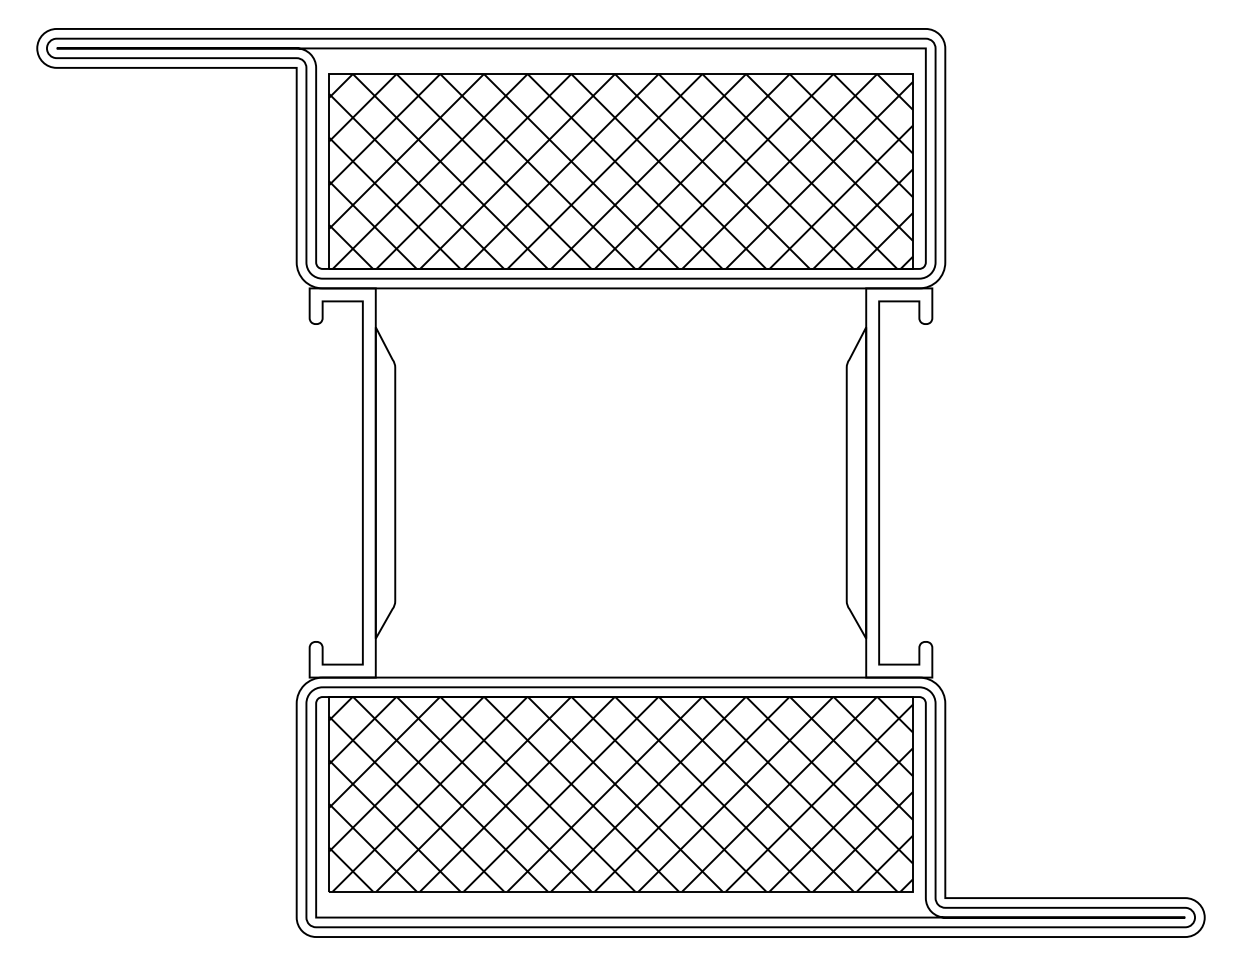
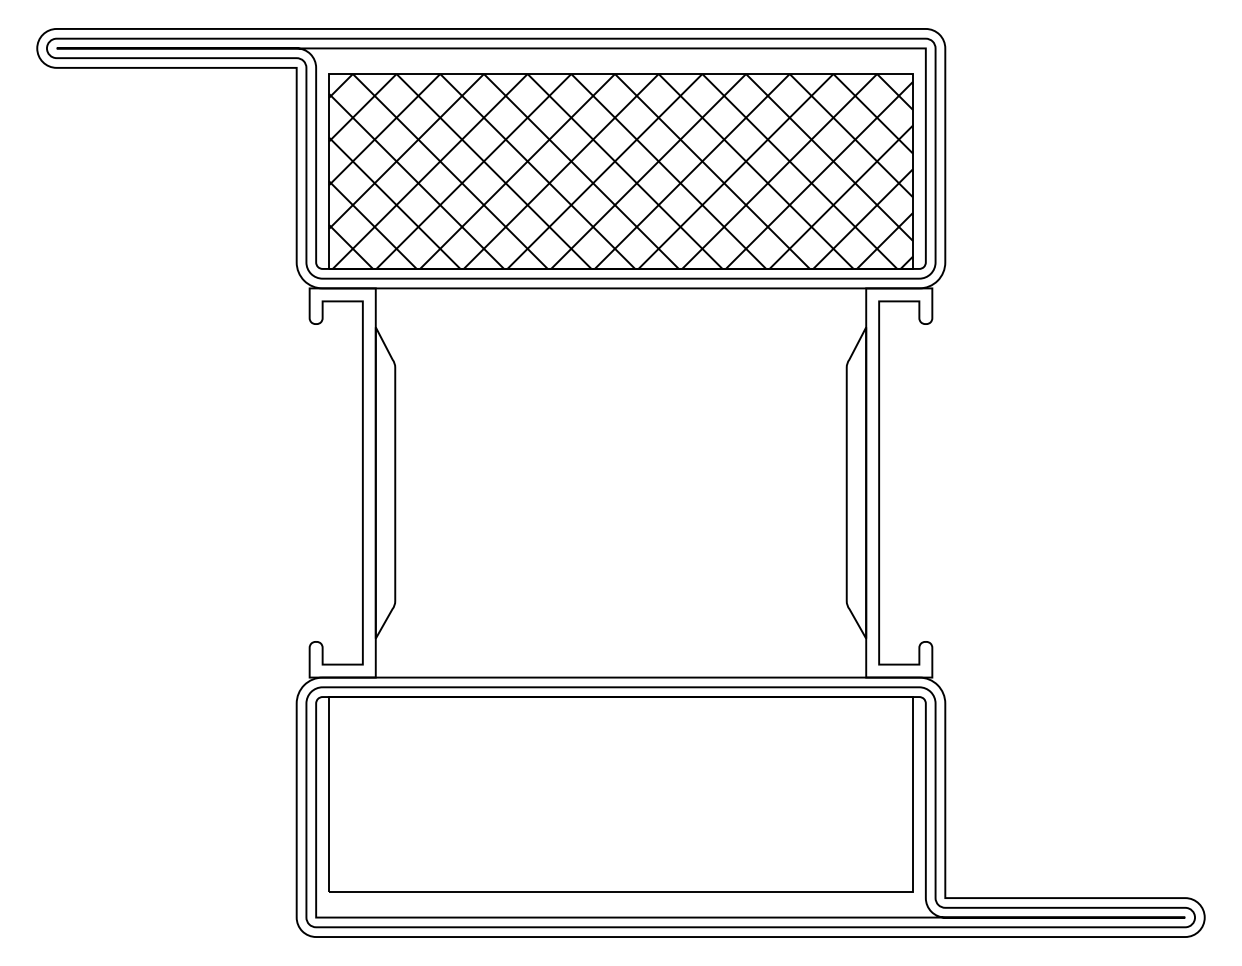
hatch: present -> none (620, 794)
